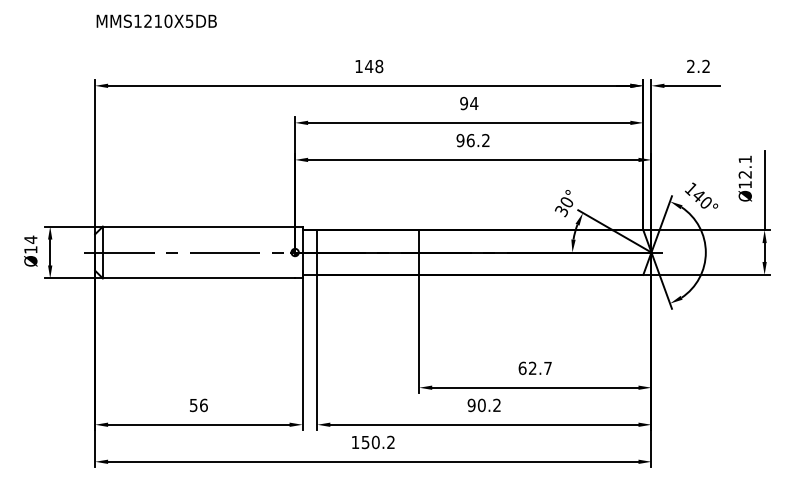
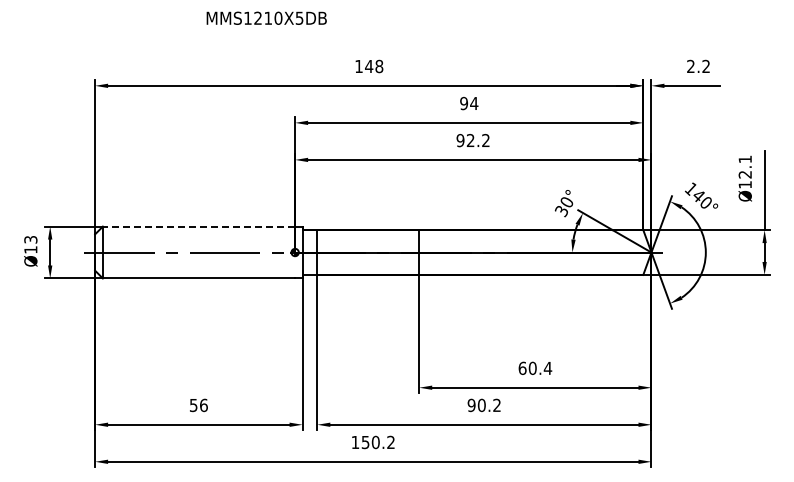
text position: (156, 20) -> (266, 17) (266, 17)
text: 96.2 -> 92.2 (470, 140)
line: solid -> dashed (198, 226)
text: Ø14 -> Ø13 (30, 239)
text: 62.7 -> 60.4 (540, 367)
